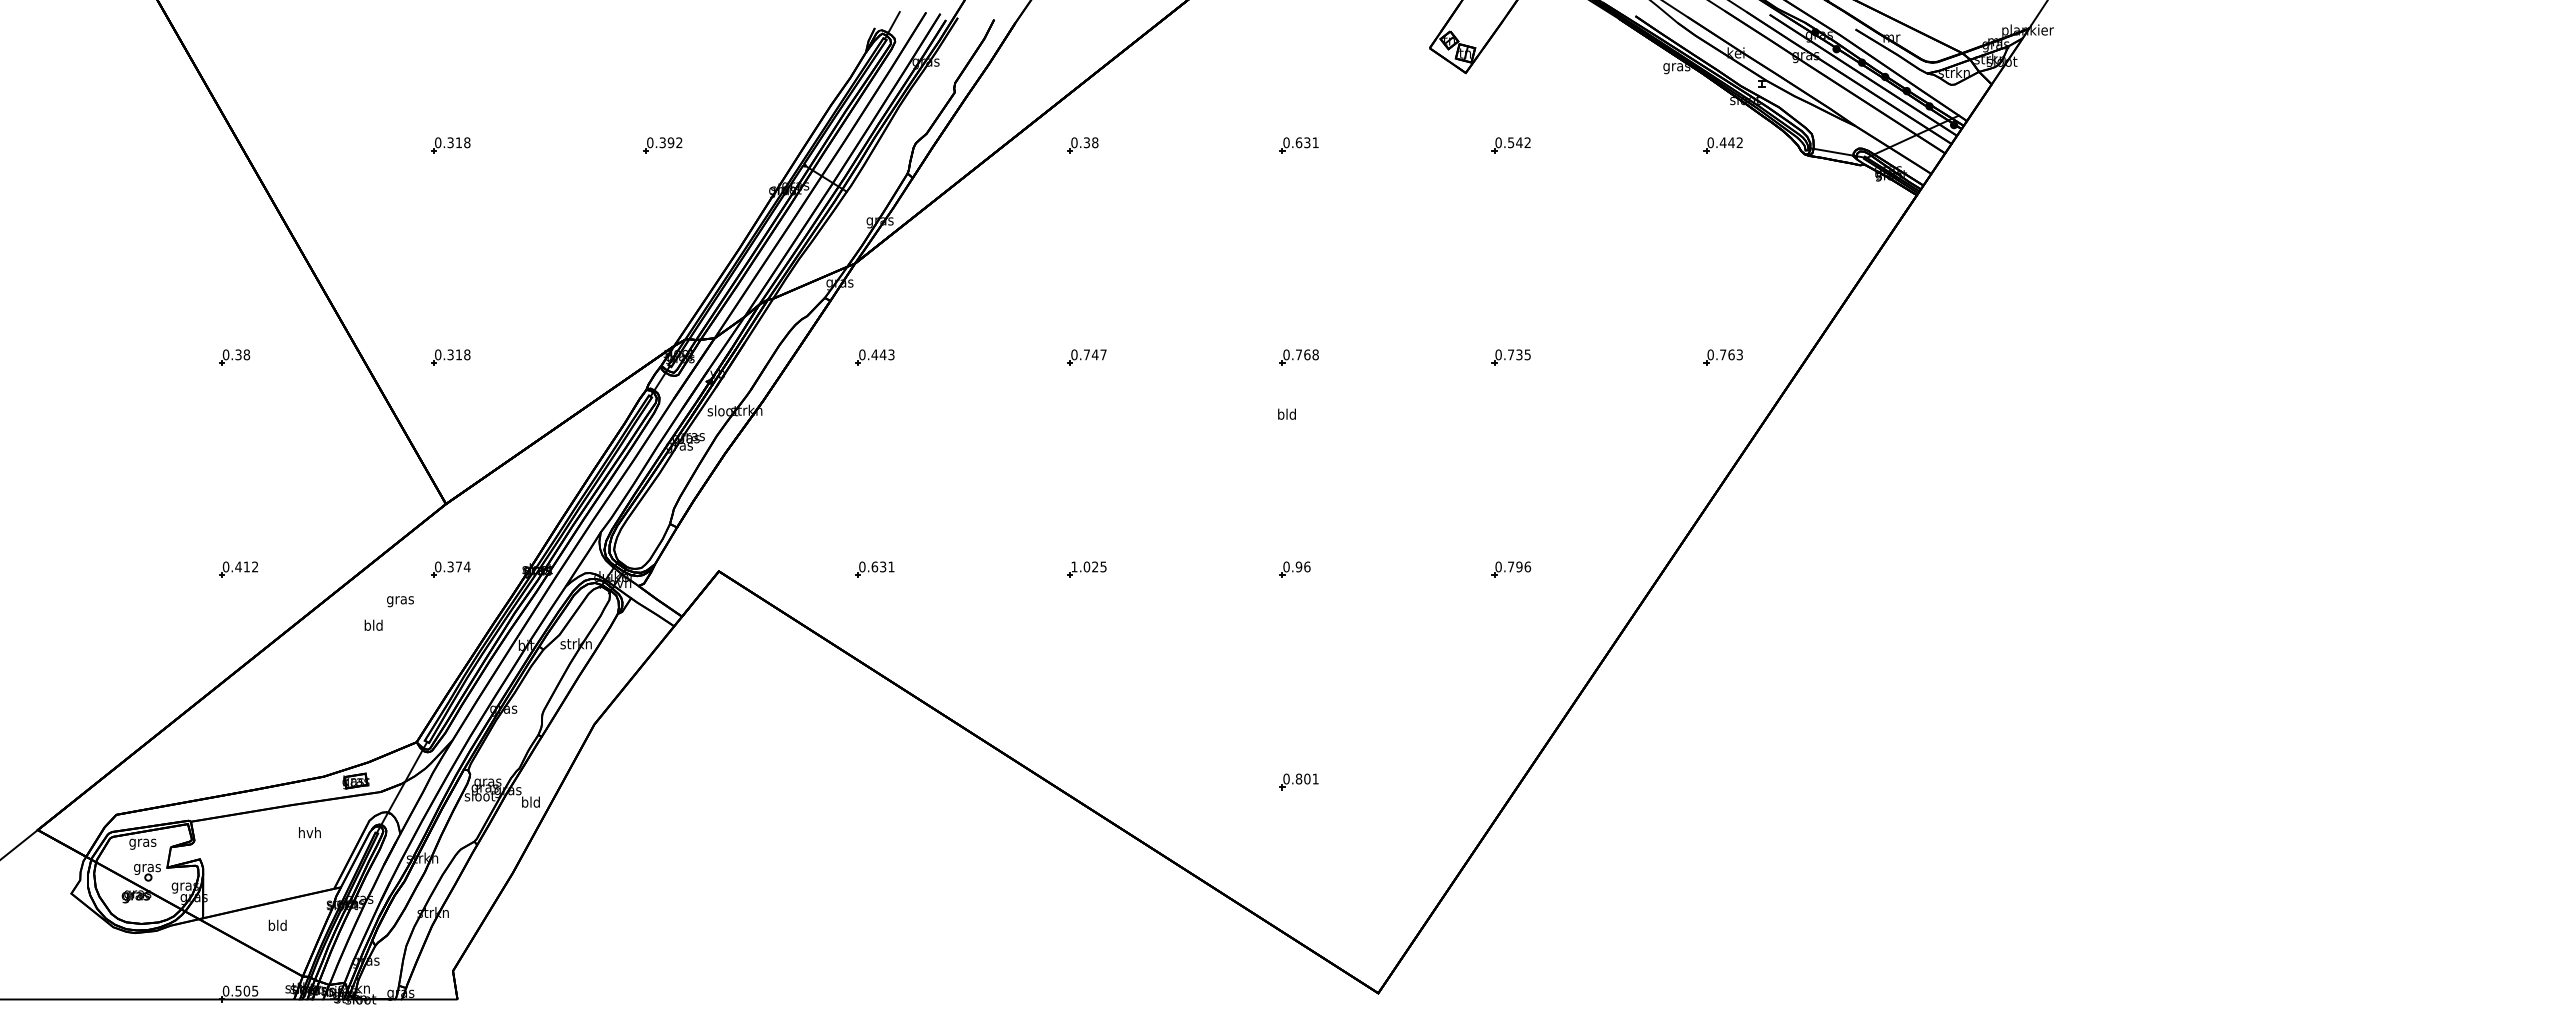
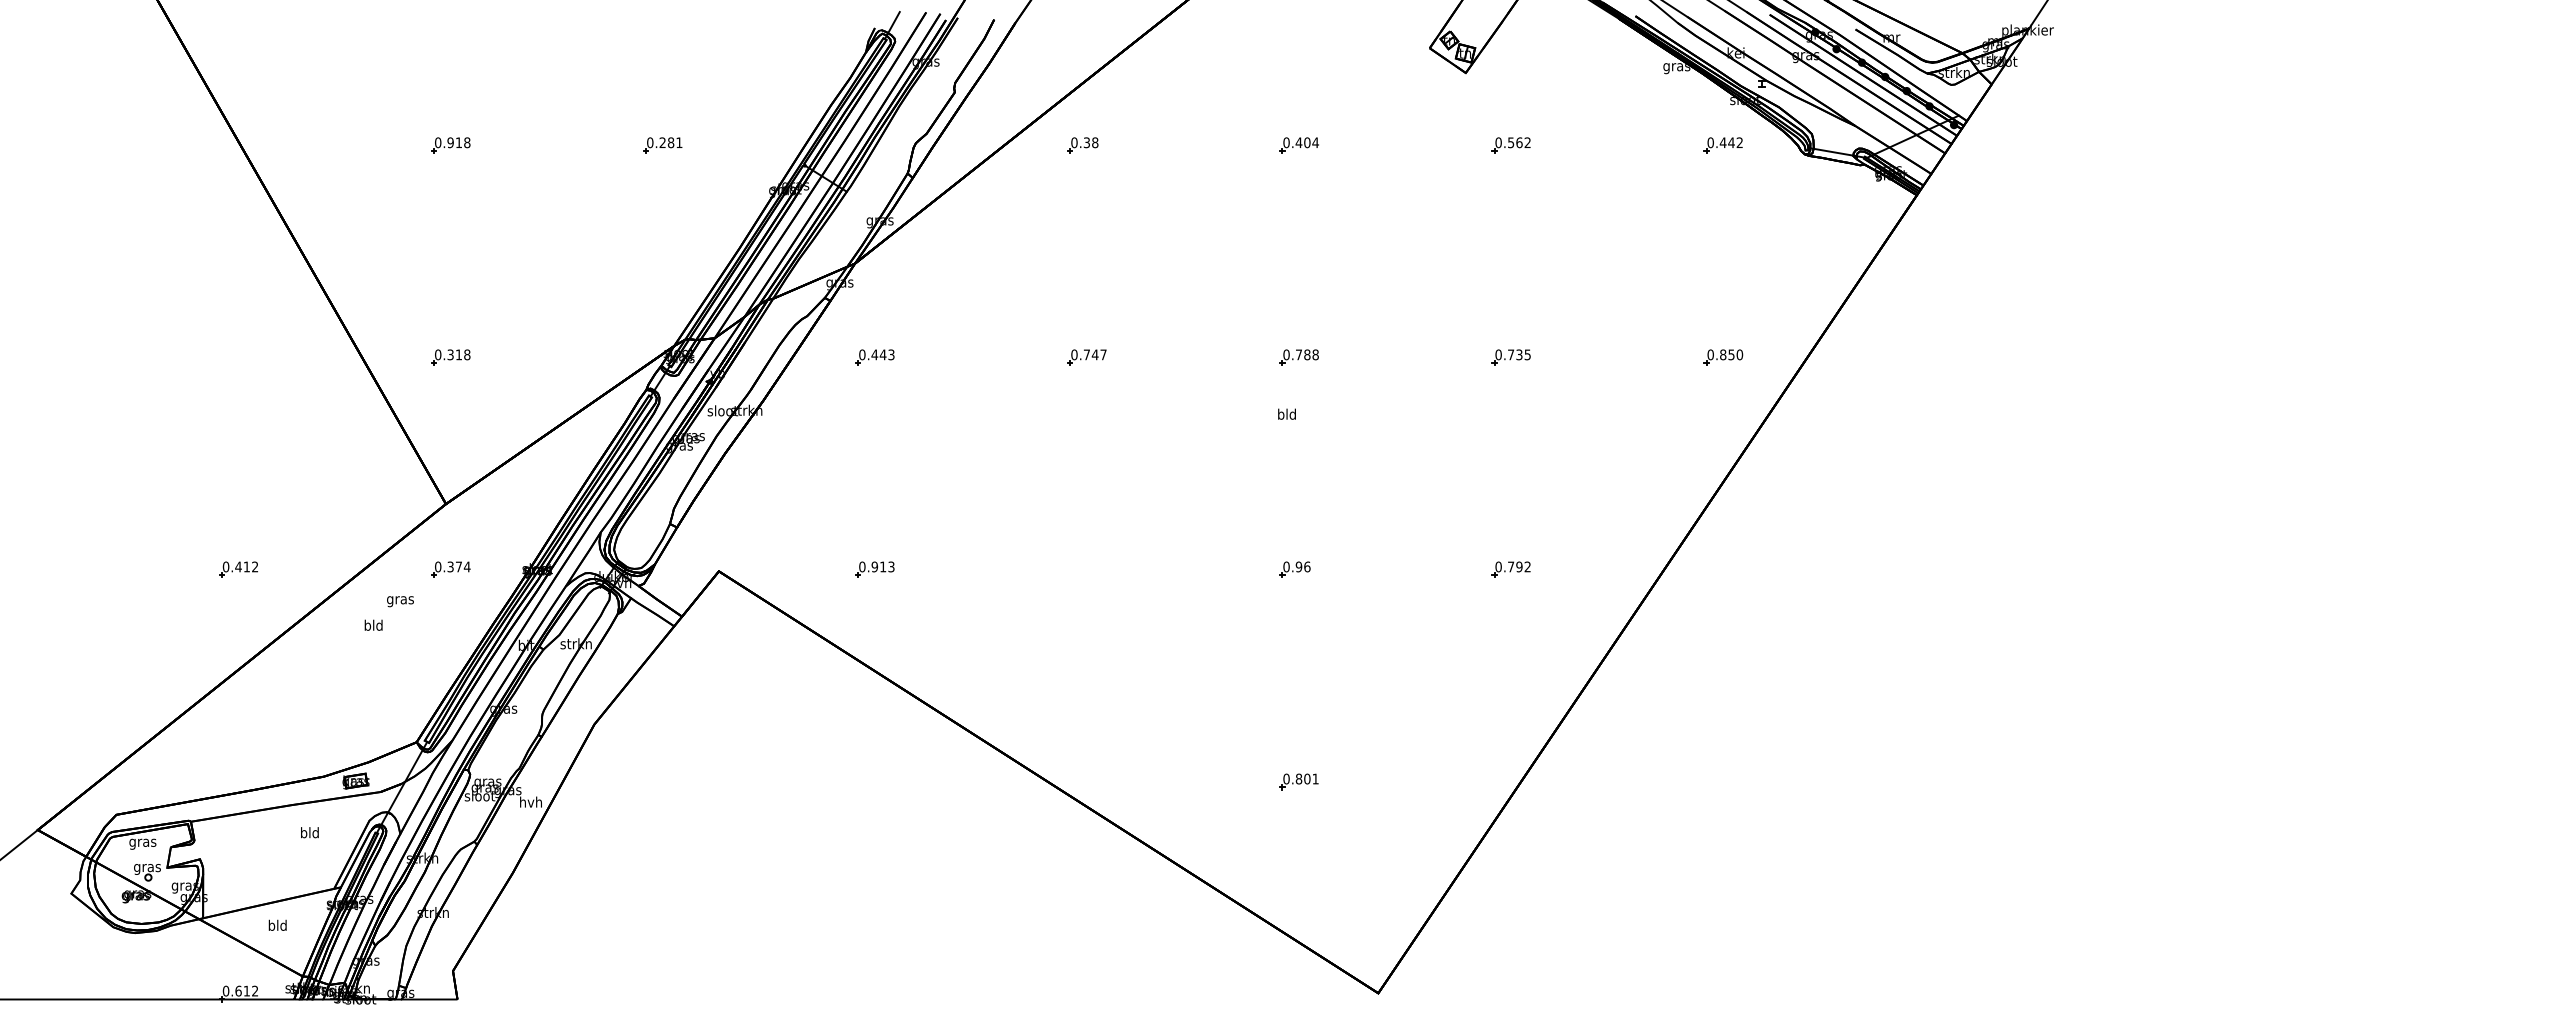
text: 0.318 -> 0.918 (450, 142)
text: 0.392 -> 0.281 (670, 142)
text: 0.631 -> 0.404 (1306, 142)
text: 0.542 -> 0.562 (1519, 142)
text: 0.768 -> 0.788 (1307, 354)
text: 0.763 -> 0.850 (1731, 354)
part: present -> none (234, 357)
text: 0.631 -> 0.913 (882, 566)
text: 0.796 -> 0.792 (1527, 566)
part: present -> none (1086, 569)
text: bld -> hvh (530, 801)
text: hvh -> bld (309, 832)
text: 0.505 -> 0.612 (246, 990)
